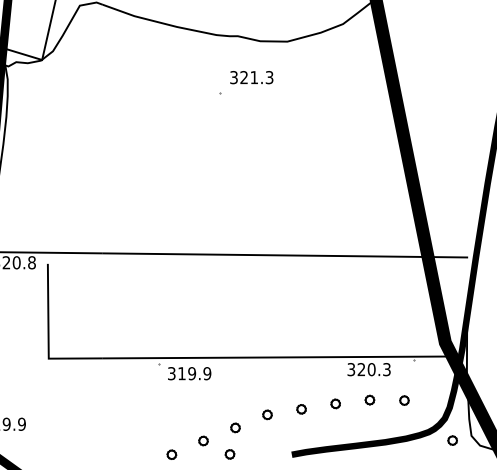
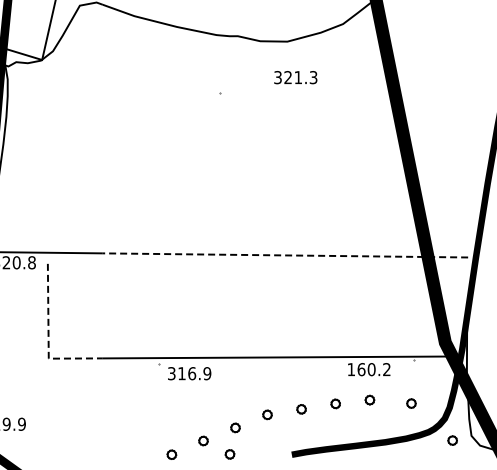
text position: (251, 77) -> (295, 77) (295, 77)
line: solid -> dashed (285, 255)
line: solid -> dashed (48, 339)
text: 320.3 -> 160.2 (368, 369)
text: 319.9 -> 316.9 (192, 373)
part position: (404, 400) -> (411, 403) (411, 403)
